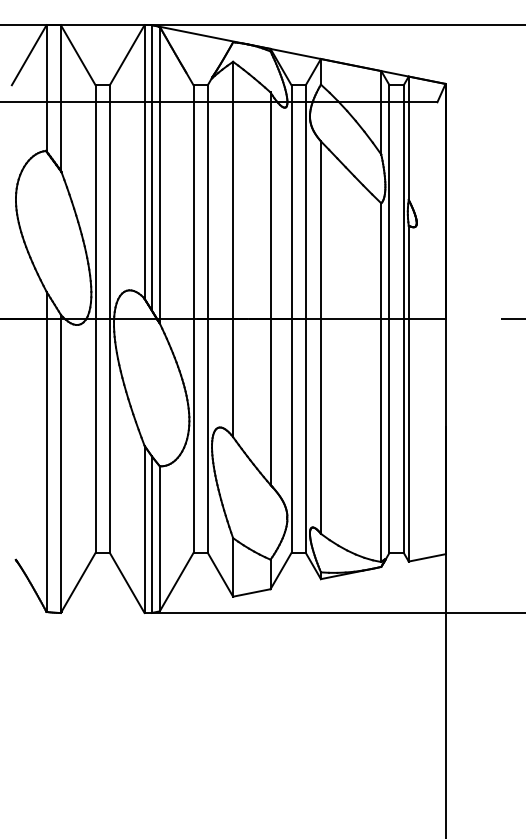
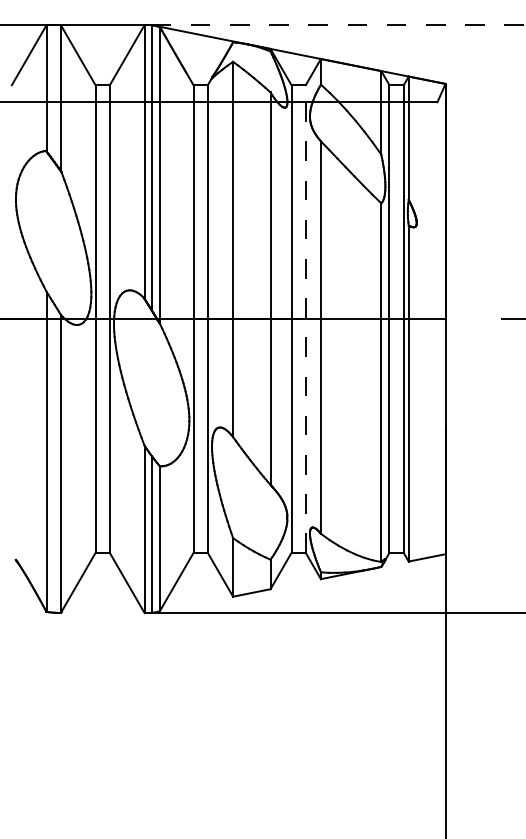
line: solid -> dashed (338, 25)
line: solid -> dashed (305, 319)
